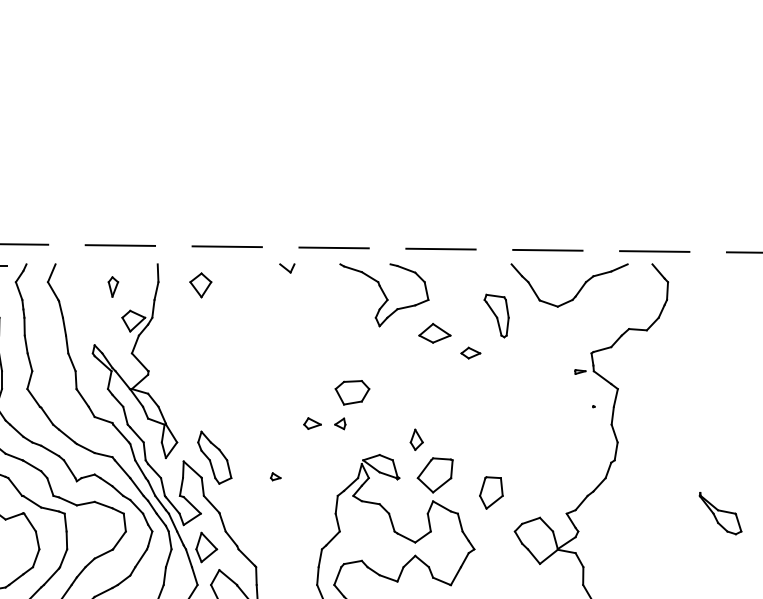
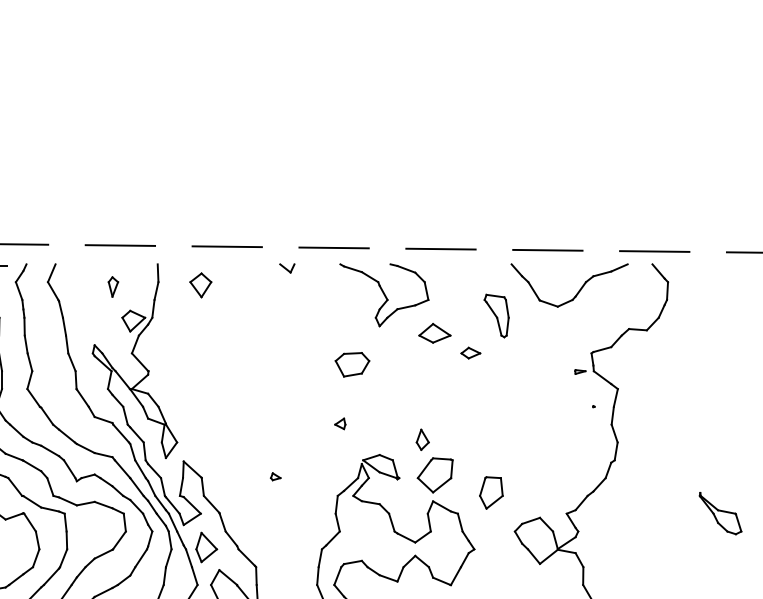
part position: (352, 392) -> (352, 364) (352, 364)
part: present -> none (312, 423)
part position: (416, 439) -> (422, 439) (422, 439)
part: present -> none (214, 457)
